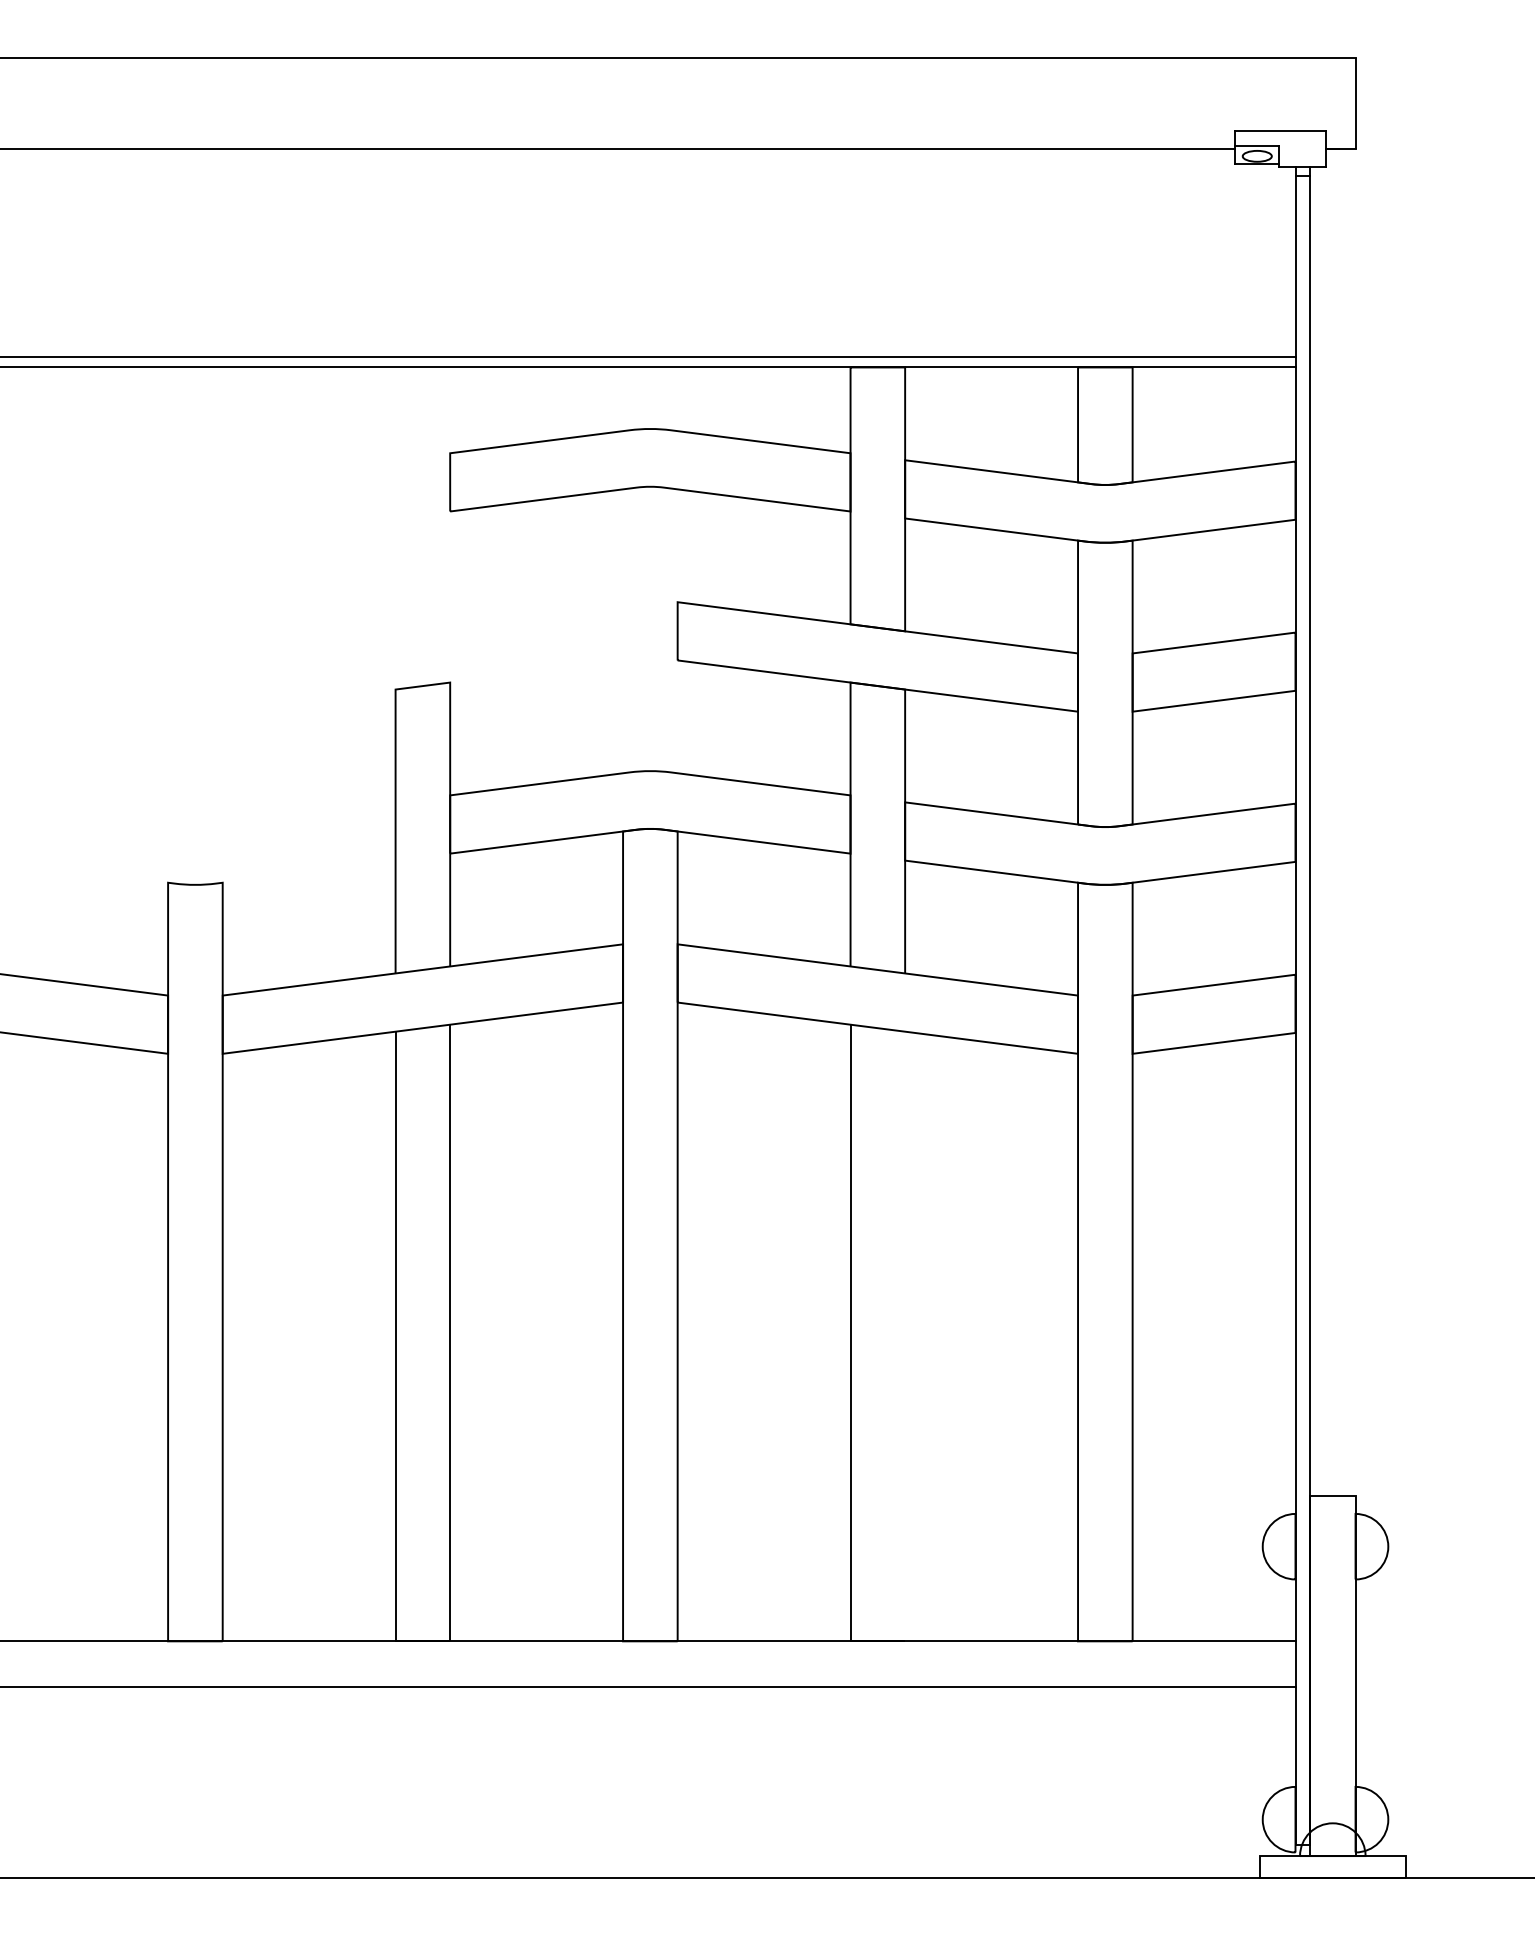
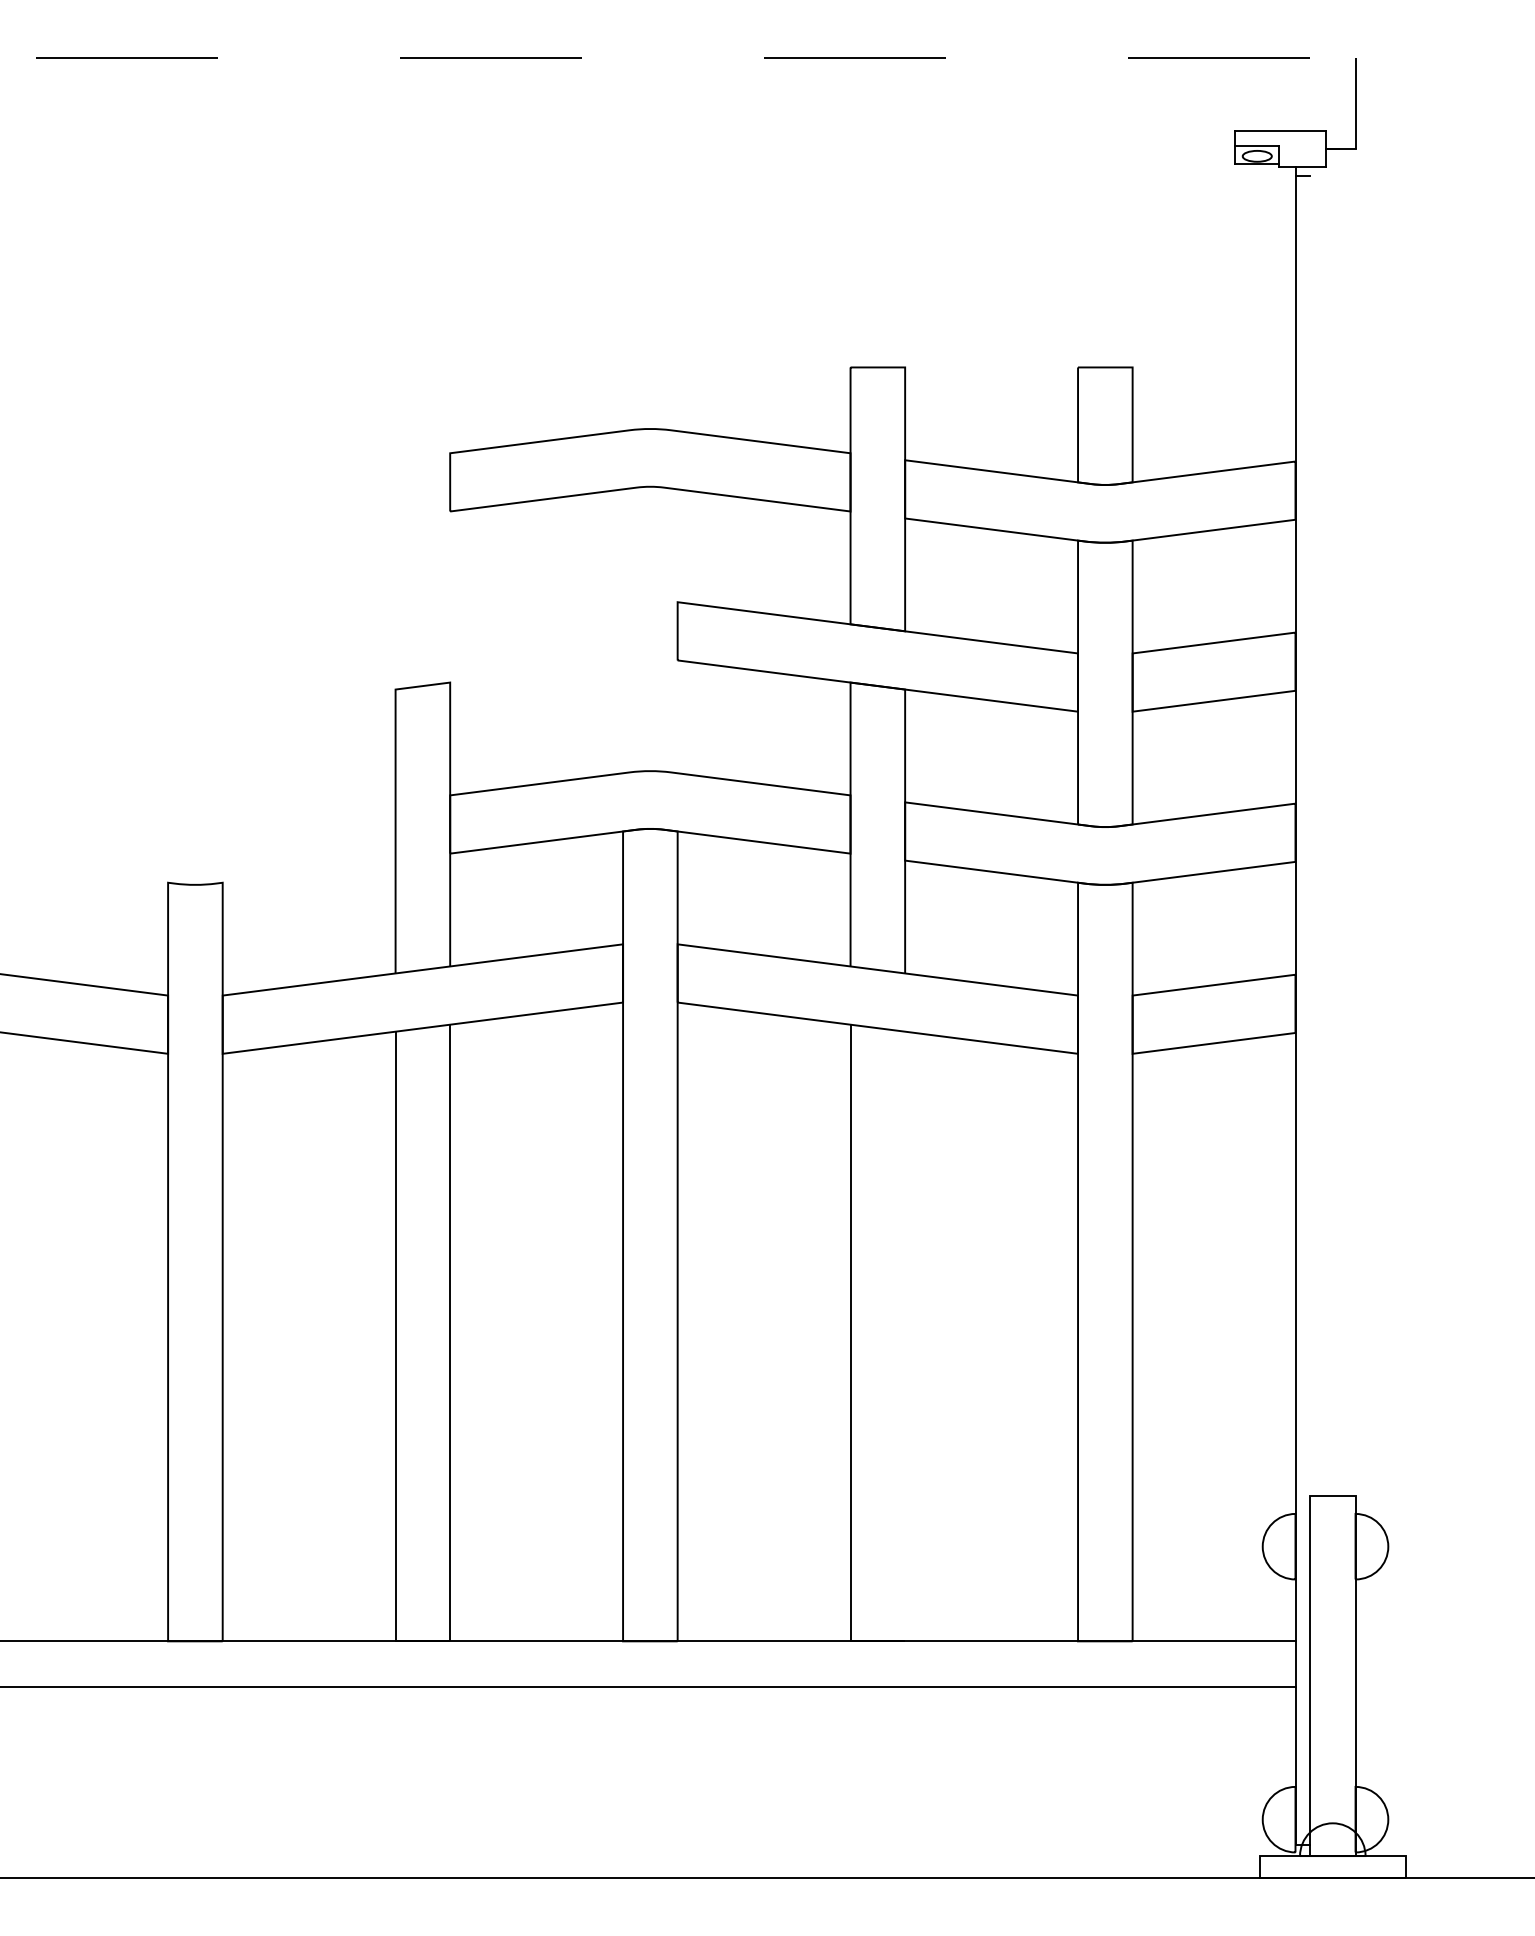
line: solid -> dashed (678, 58)
line: present -> none (618, 149)
line: present -> none (648, 356)
line: present -> none (648, 367)
line: present -> none (1310, 1006)
